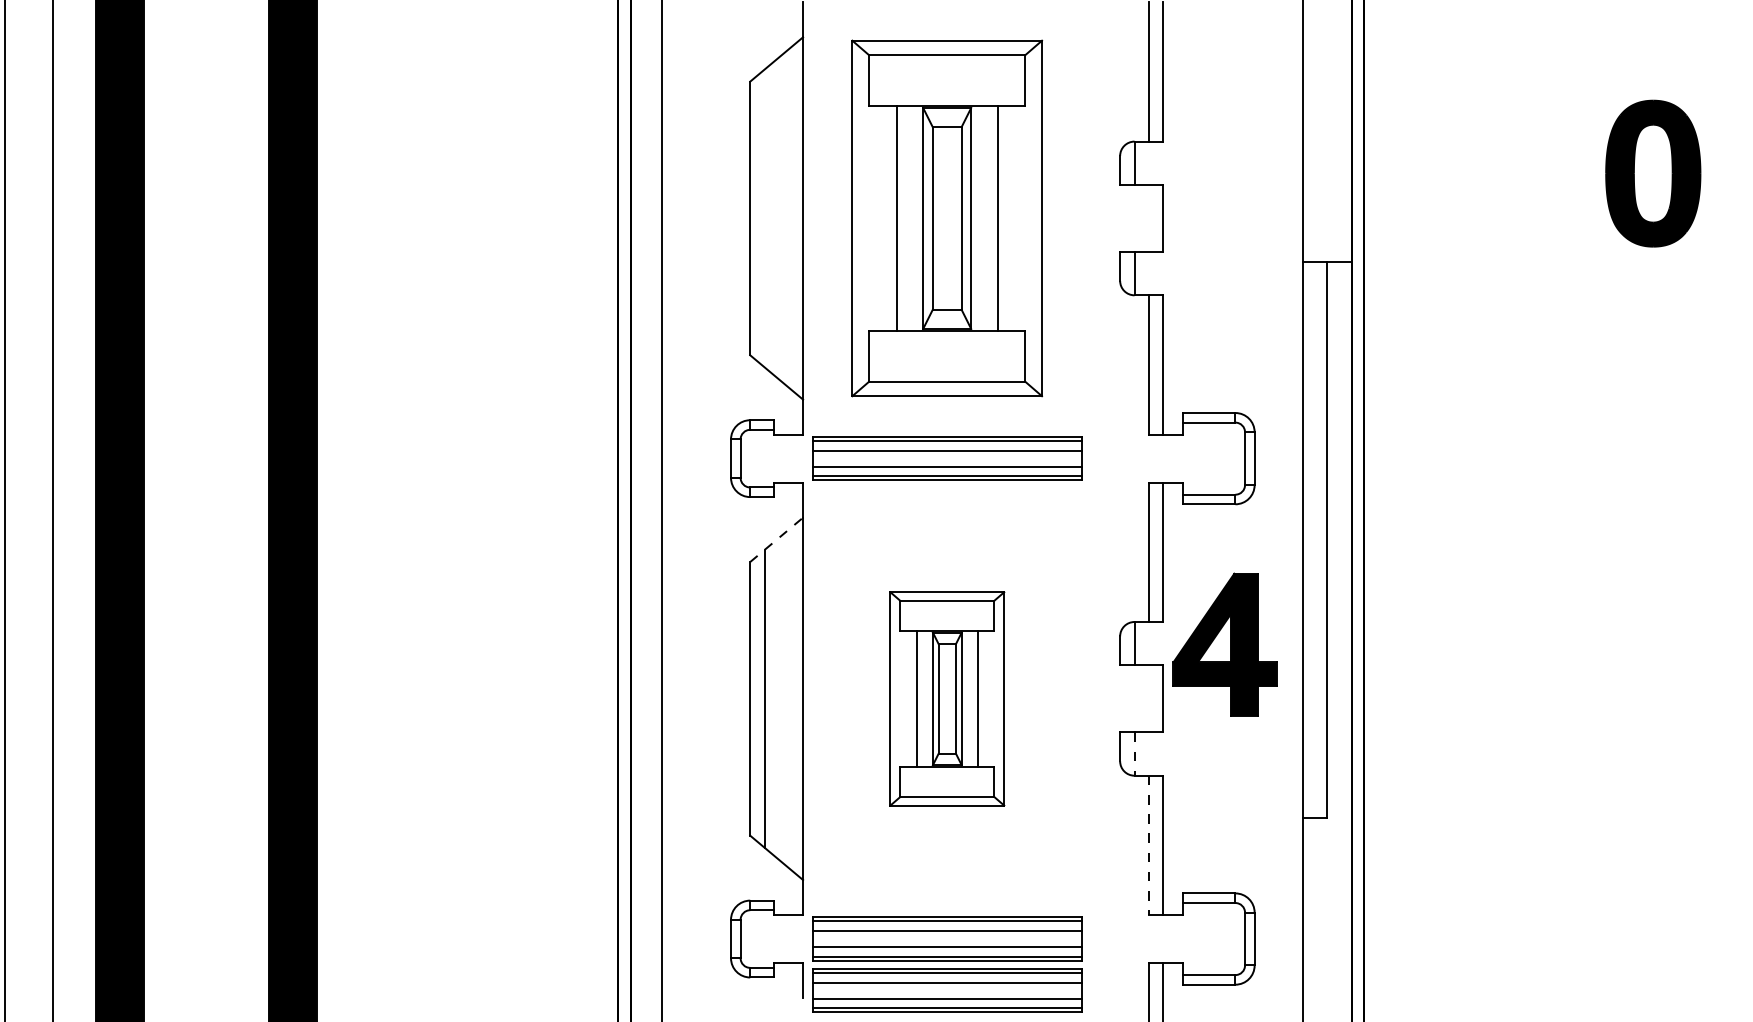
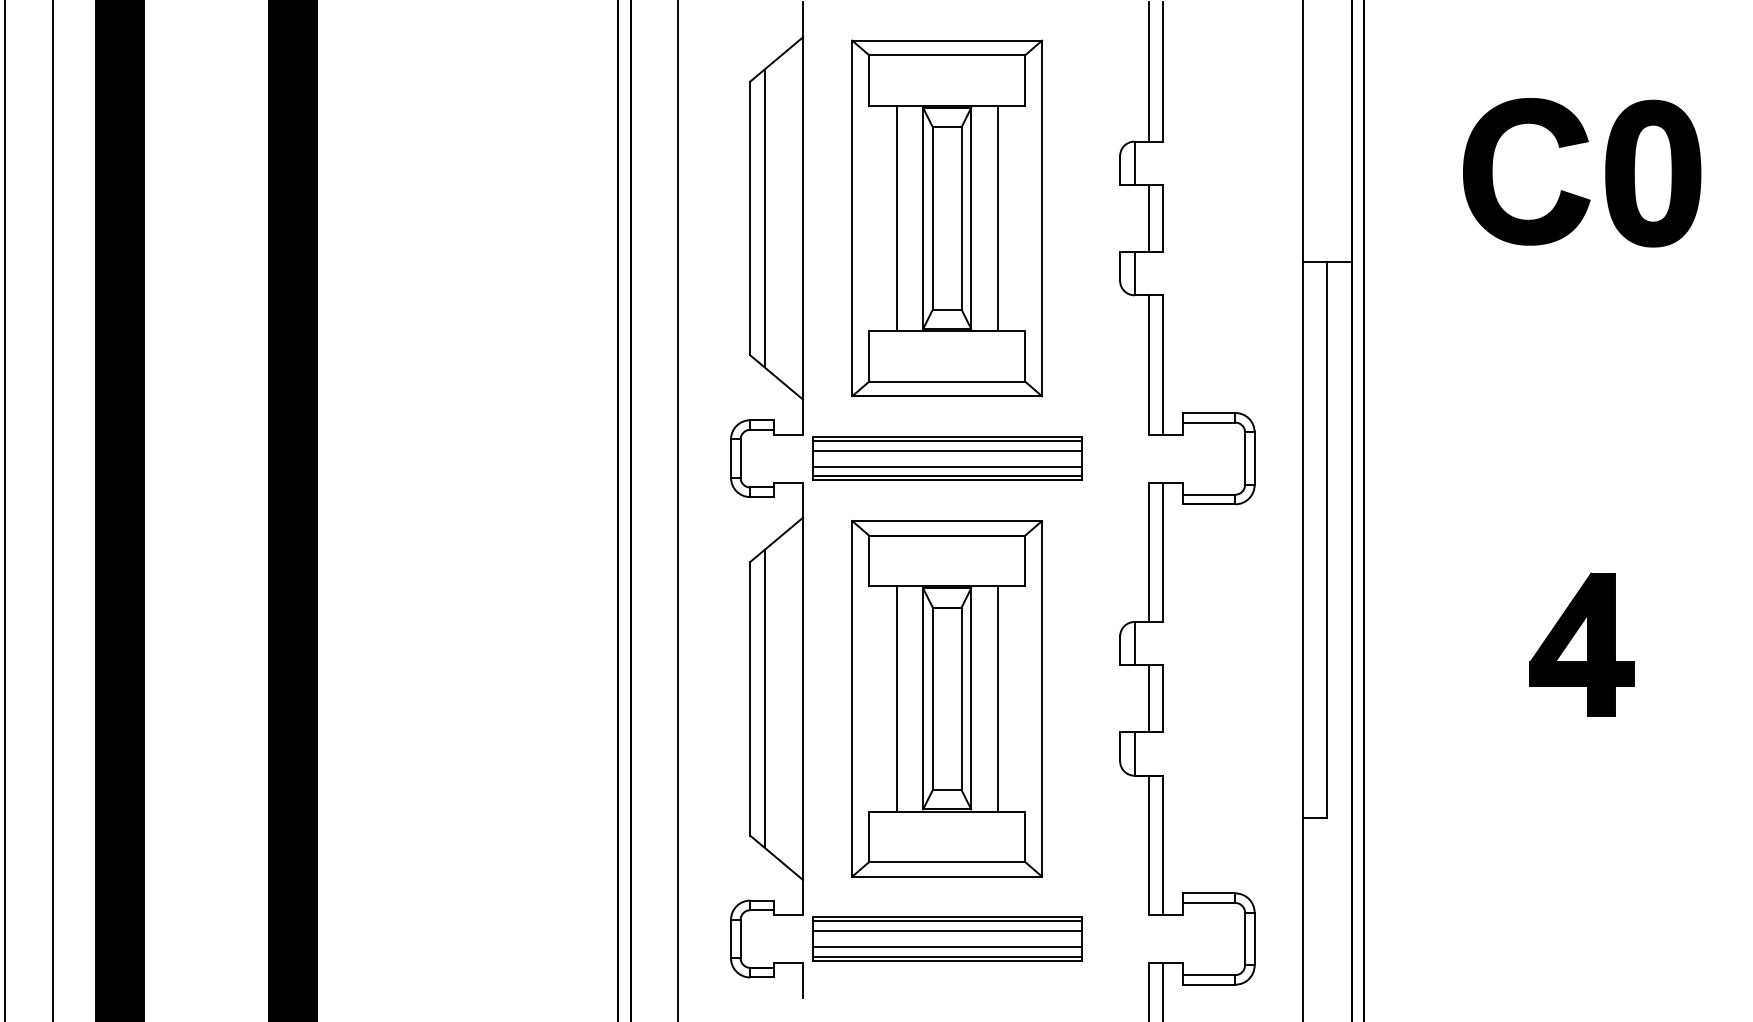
part: none -> present (1492, 171)
line: none -> present (764, 218)
line: none -> present (1148, 218)
line position: (662, 510) -> (678, 510) (678, 510)
line: dashed -> solid (777, 539)
part position: (1224, 644) -> (1581, 644) (1581, 644)
part size: 117x216 px -> 193x358 px (947, 698)
line: none -> present (1148, 698)
line: dashed -> solid (1134, 754)
line: dashed -> solid (1148, 845)
part: present -> none (947, 990)
